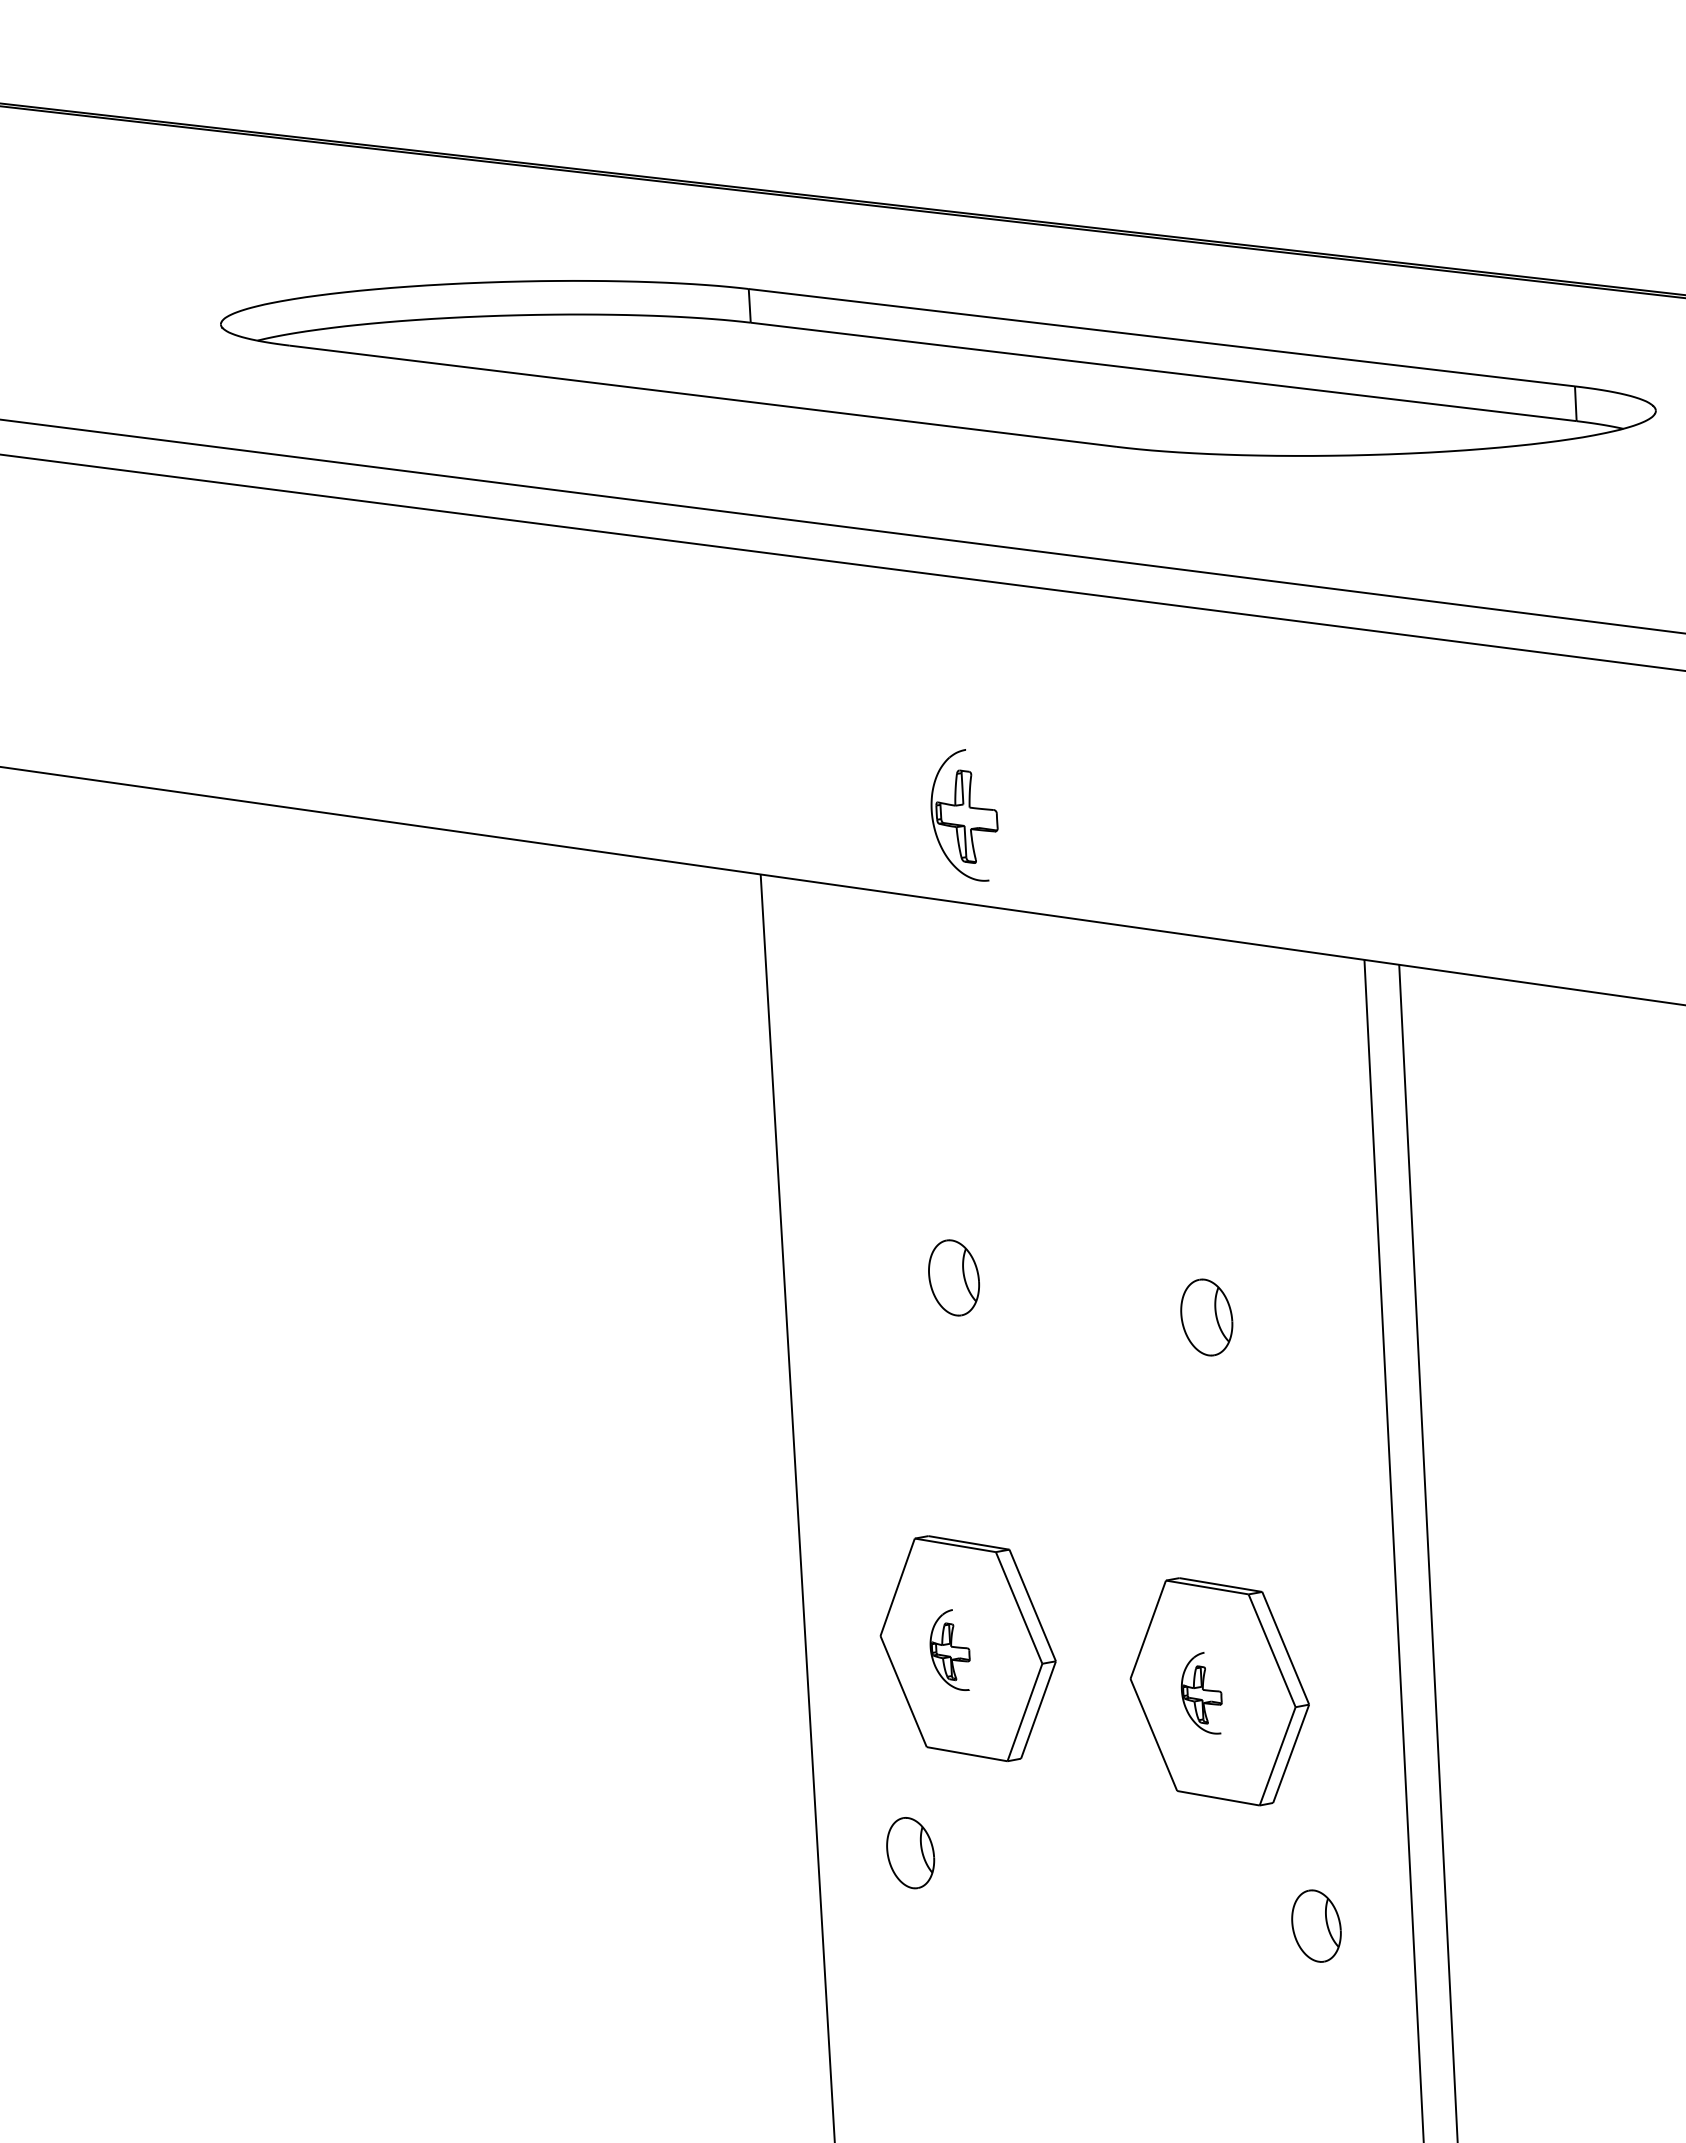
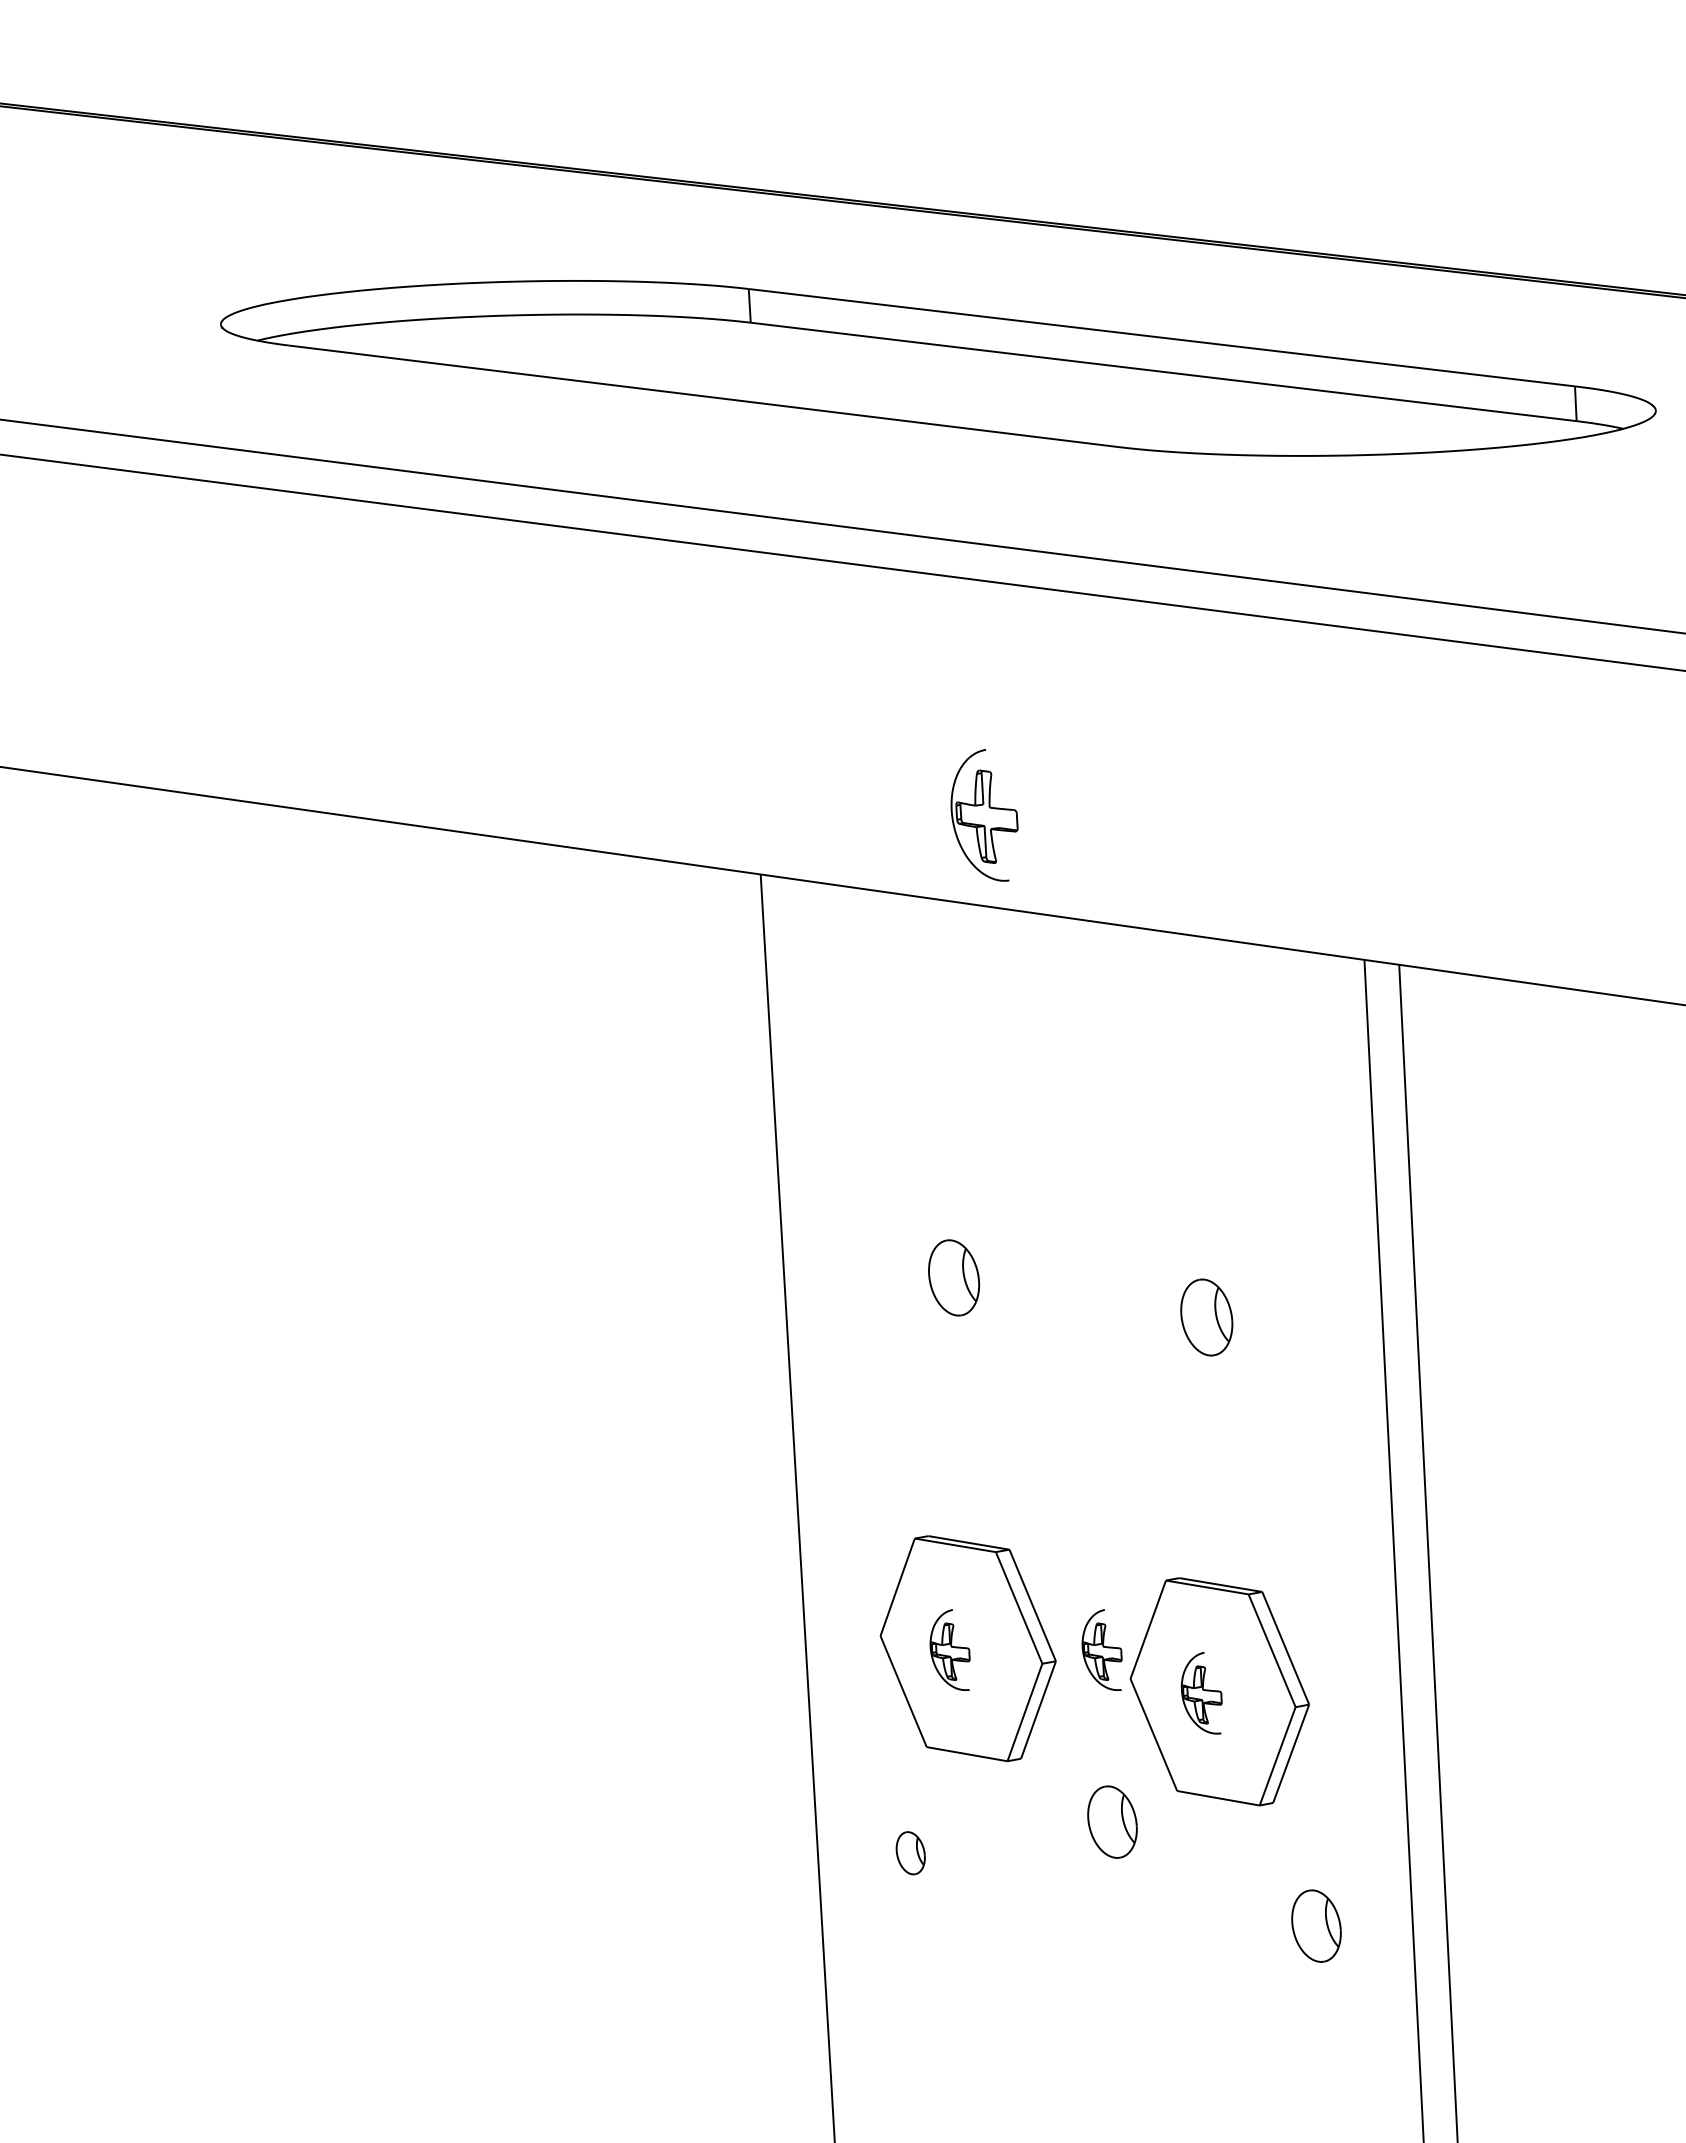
part position: (964, 815) -> (984, 815) (984, 815)
part: none -> present (1101, 1649)
part: none -> present (1112, 1821)
part size: 50x73 px -> 31x45 px (910, 1853)
